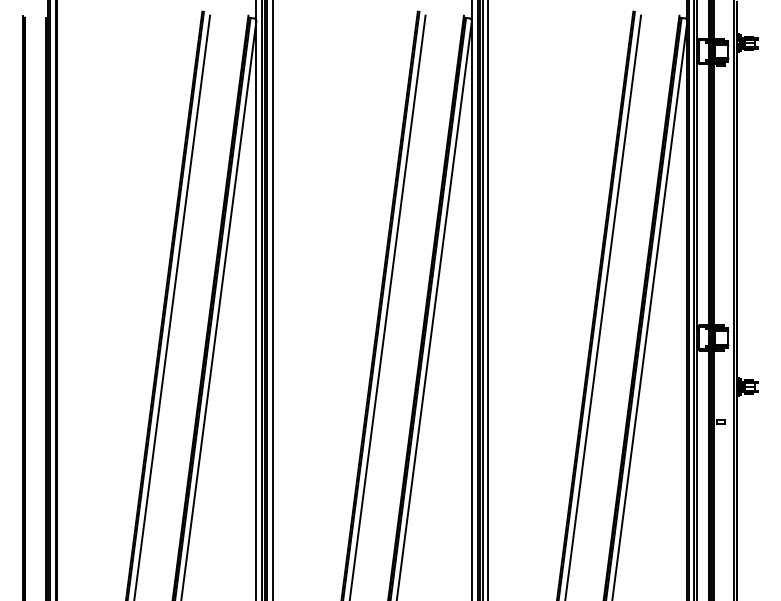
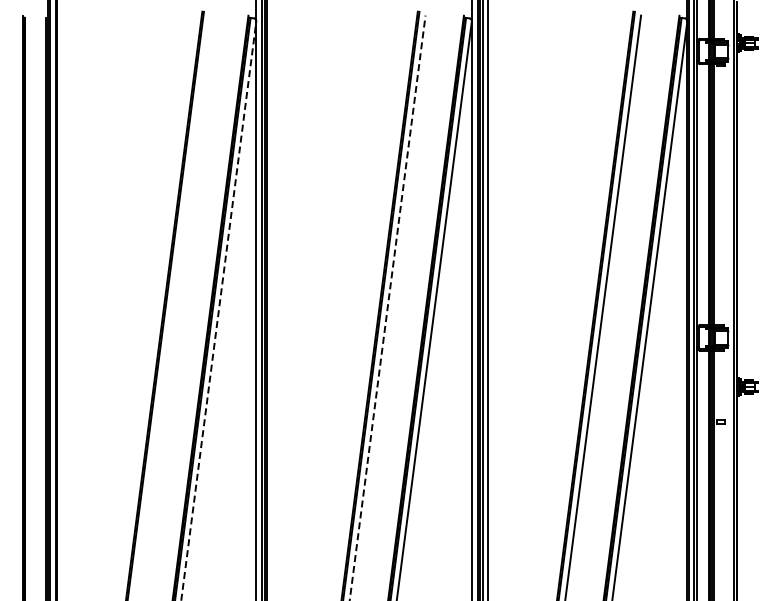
line: present -> none (272, 299)
line: present -> none (172, 306)
line: solid -> dashed (387, 308)
line: solid -> dashed (218, 310)
